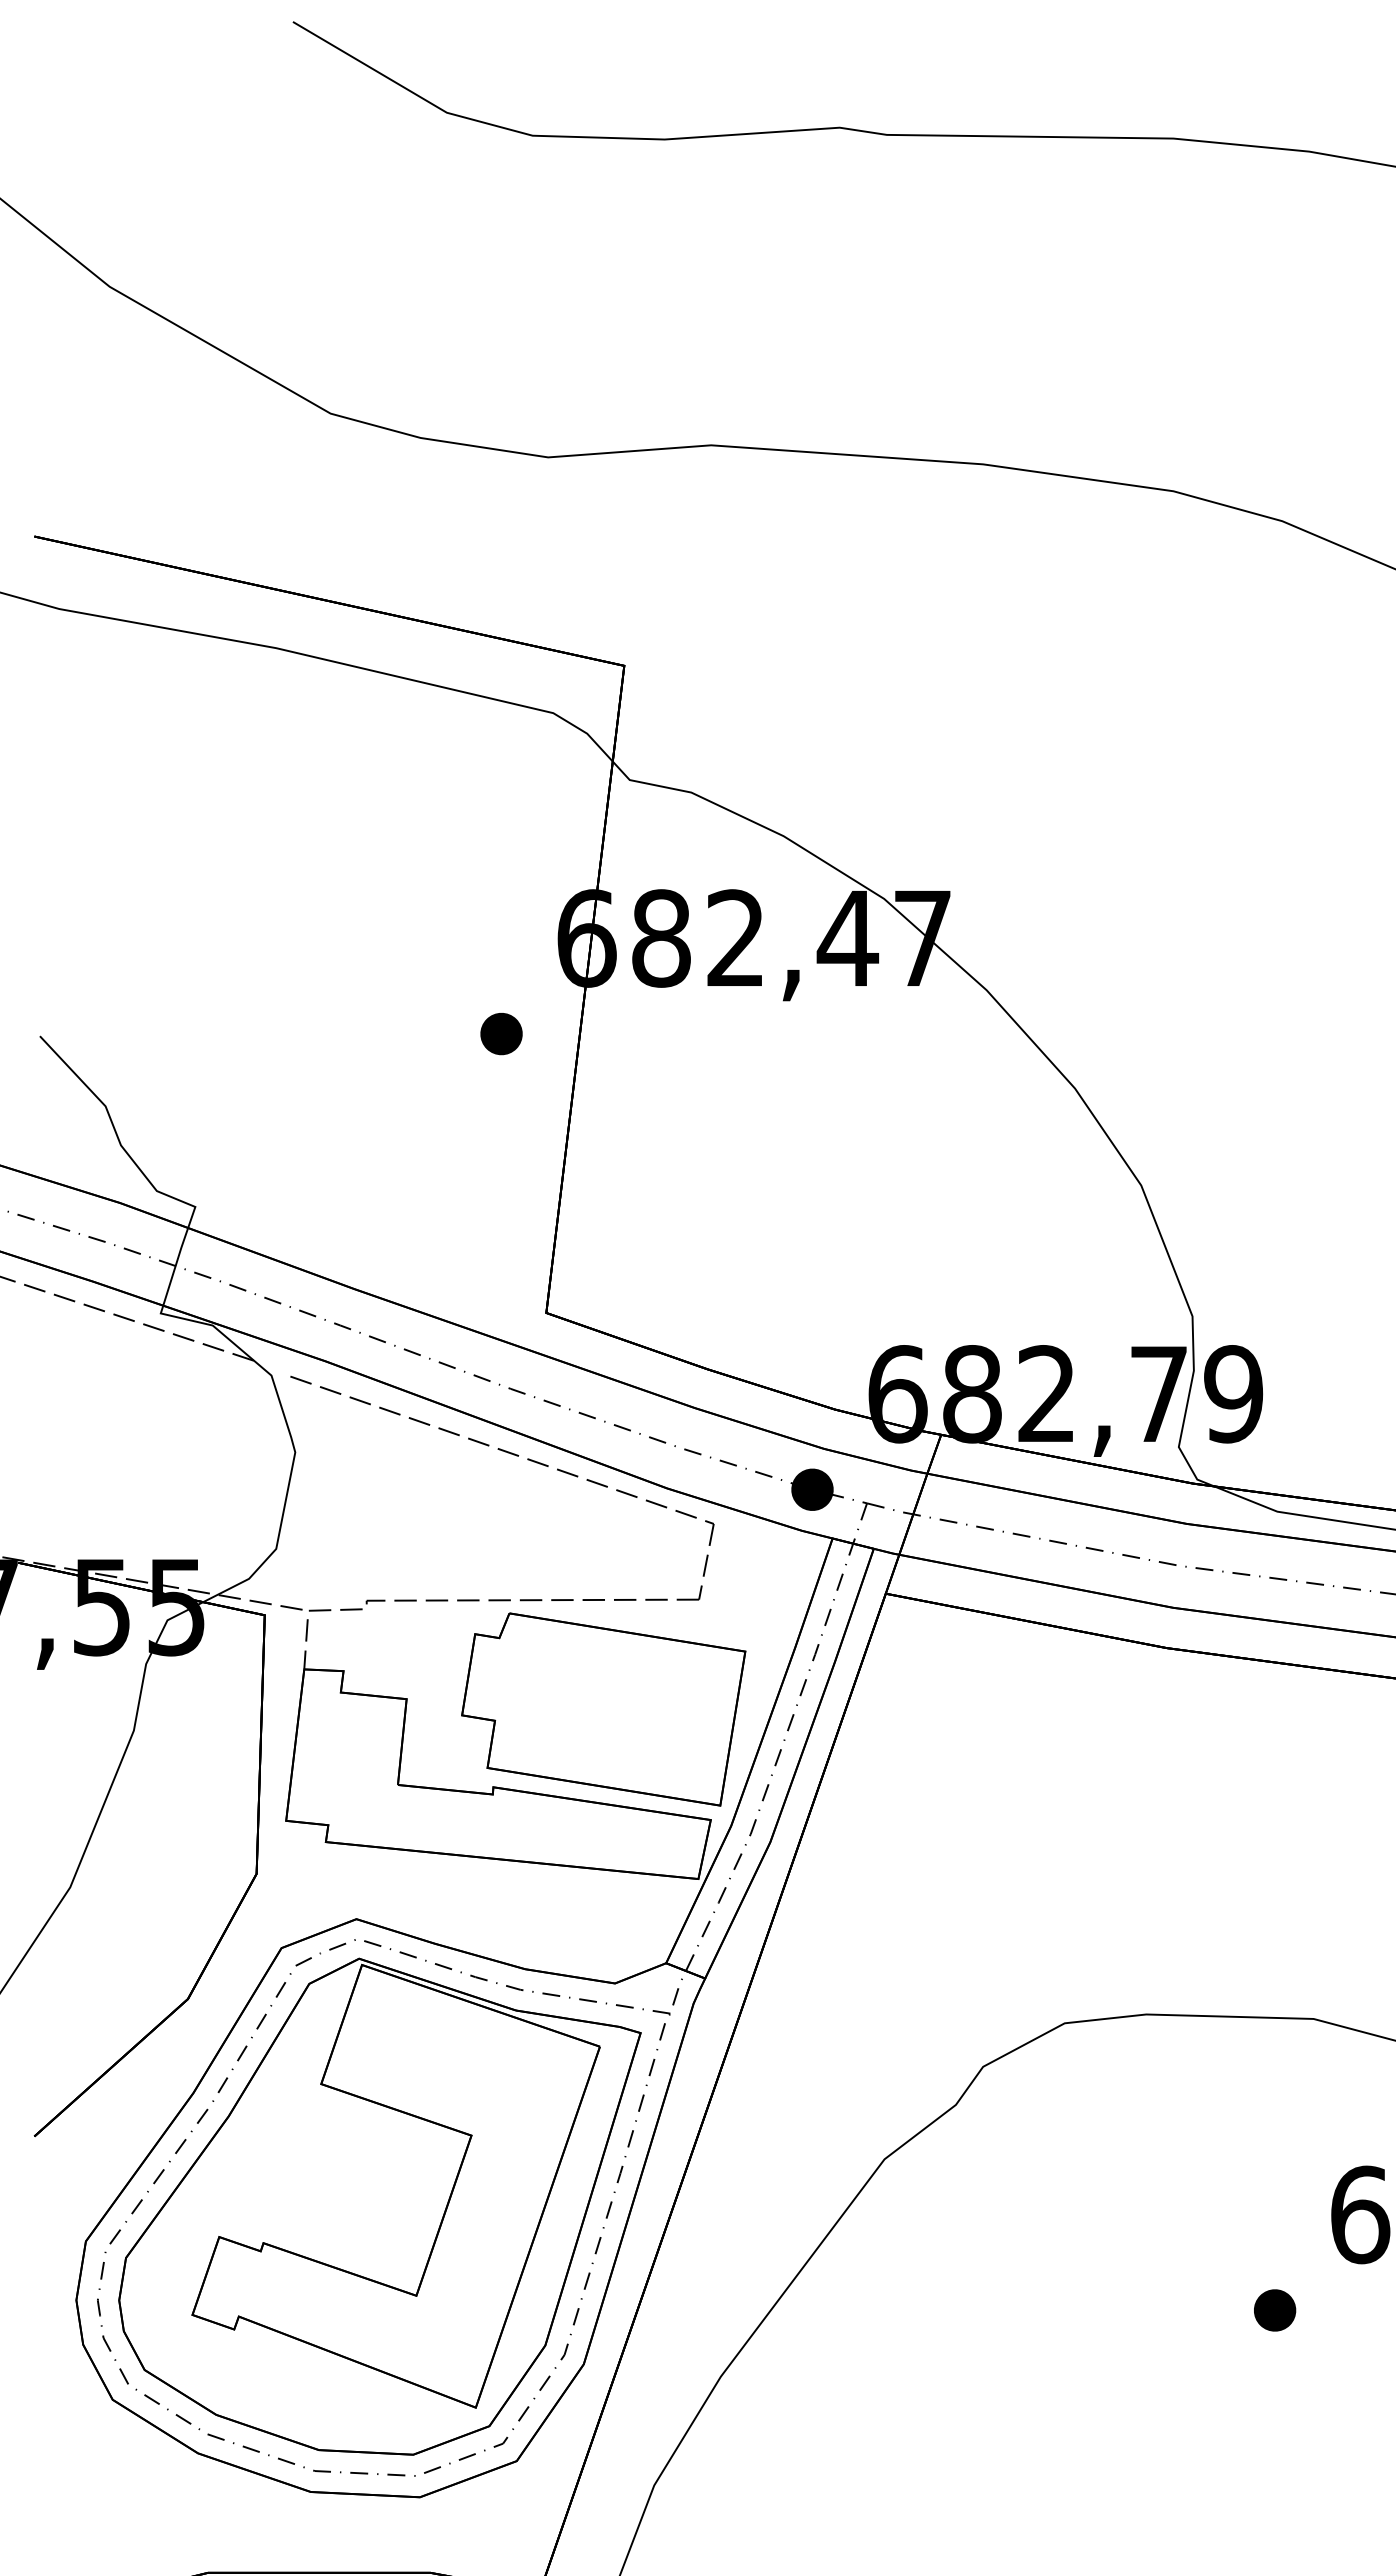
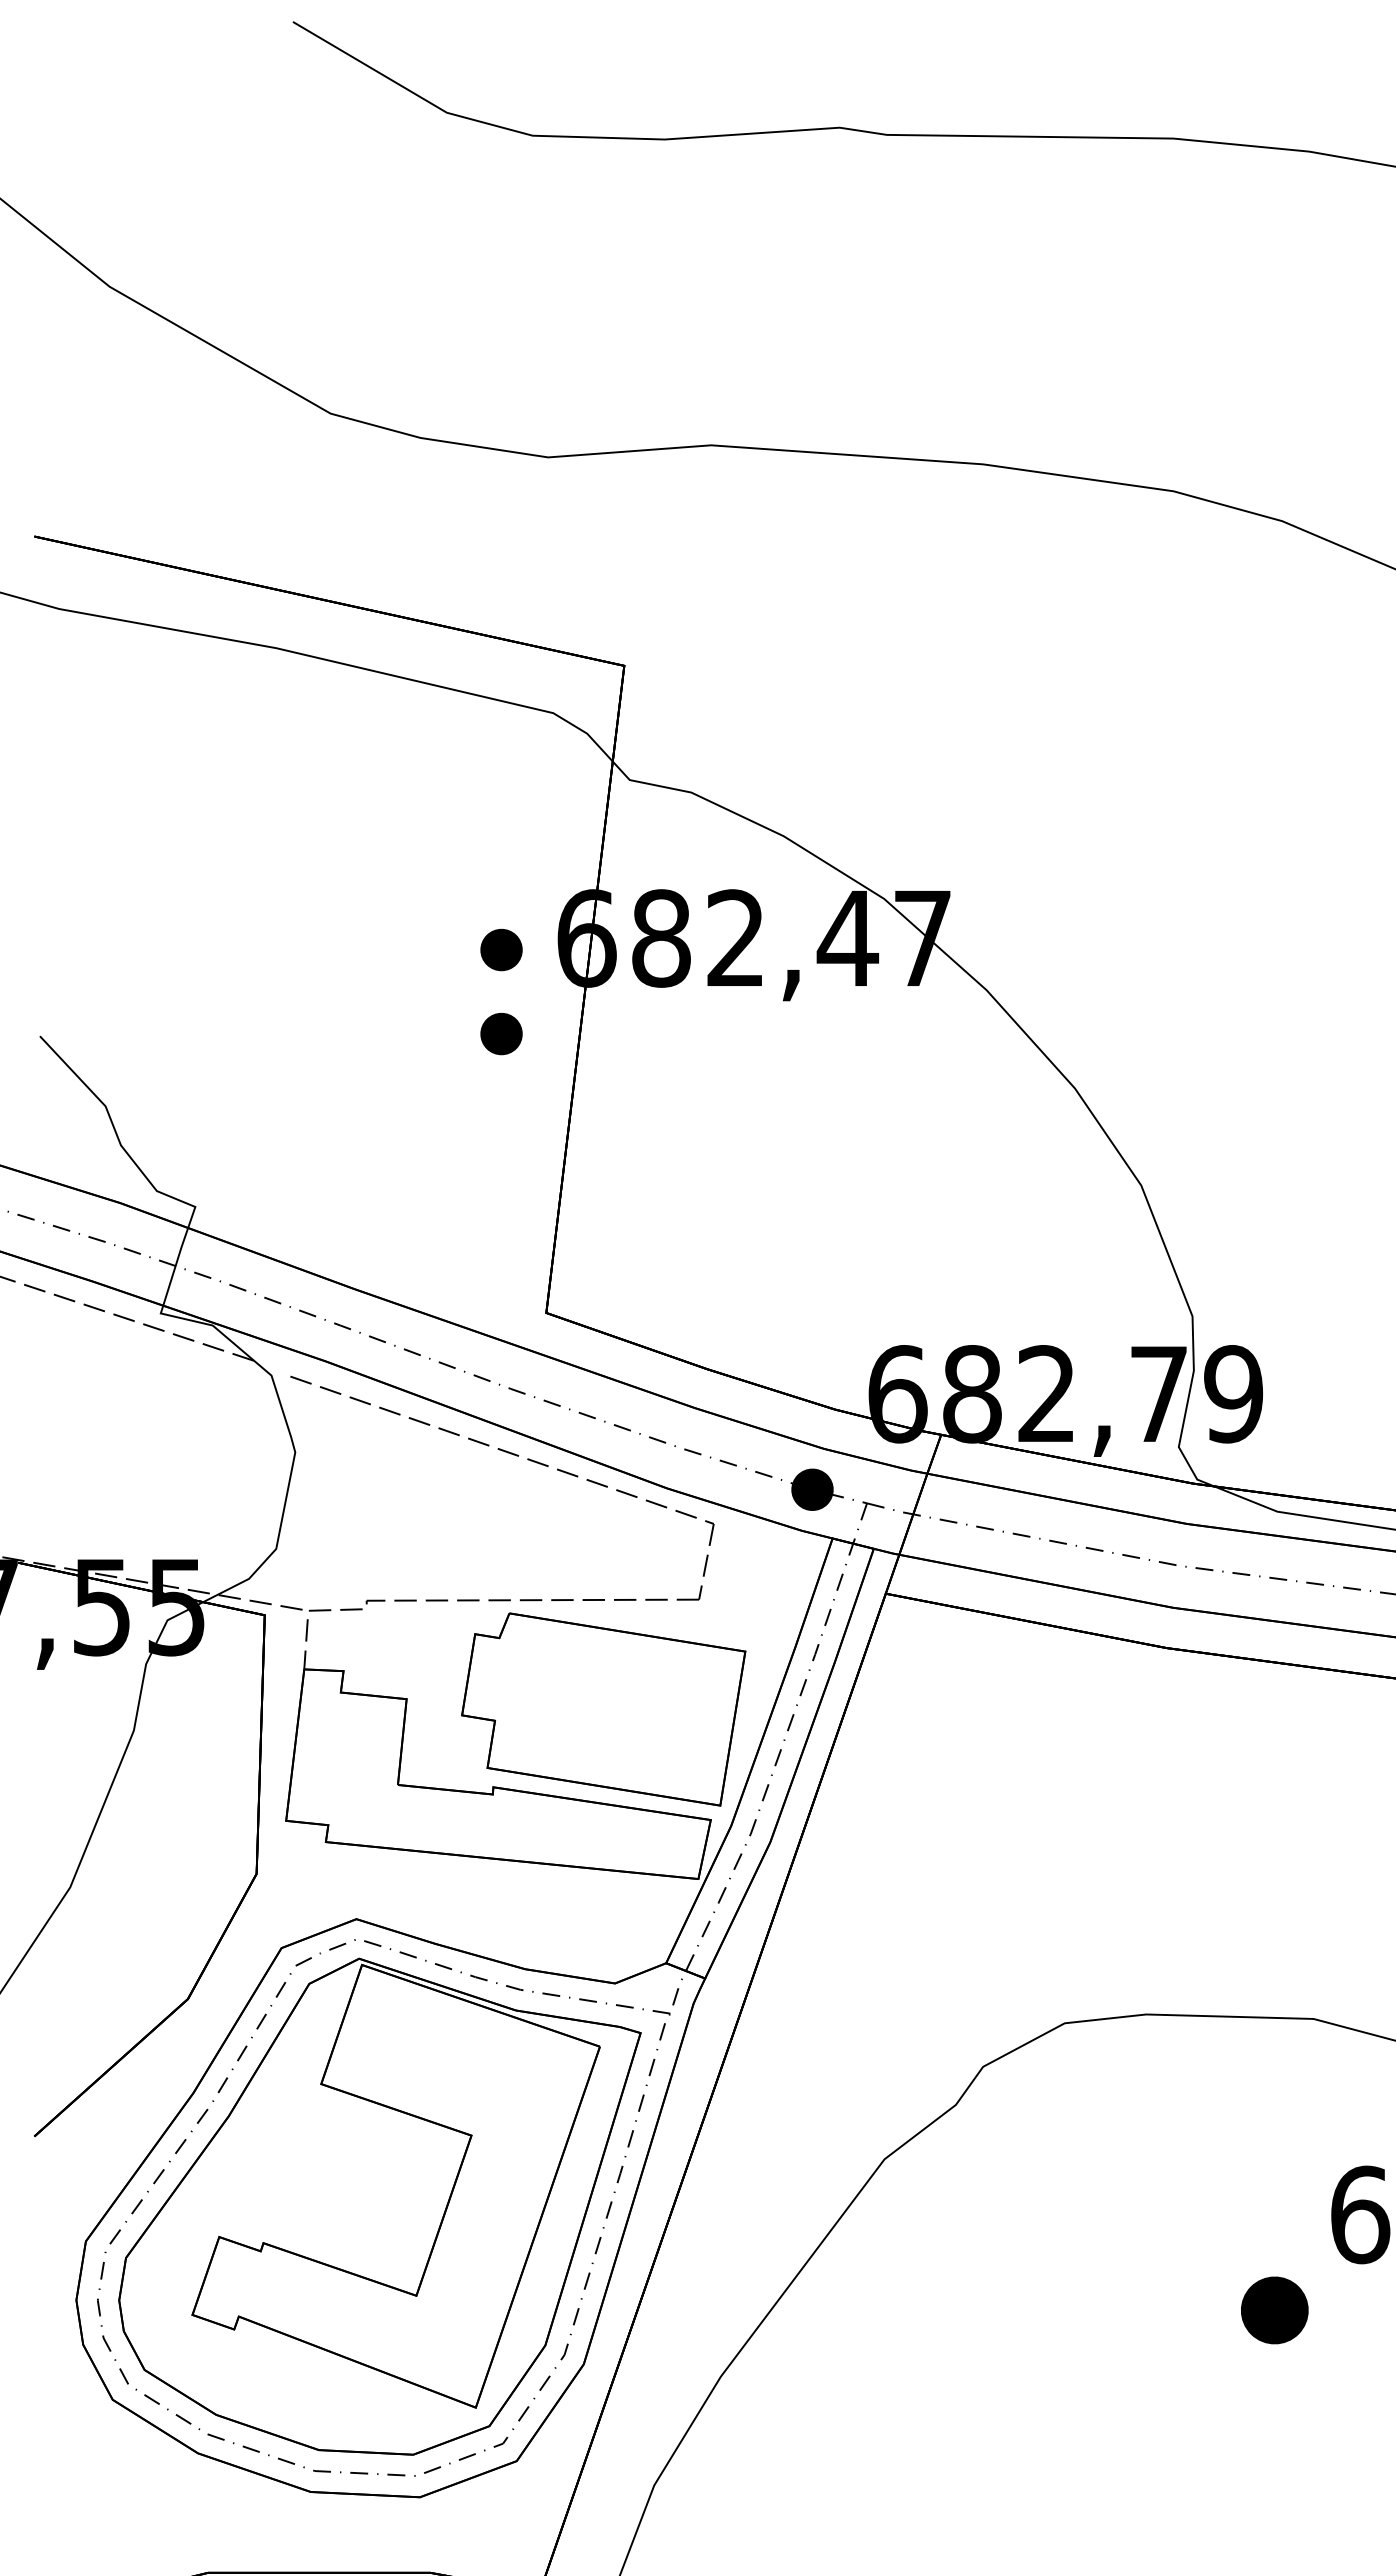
part: none -> present (501, 950)
part size: 43x43 px -> 68x69 px (1274, 2310)
